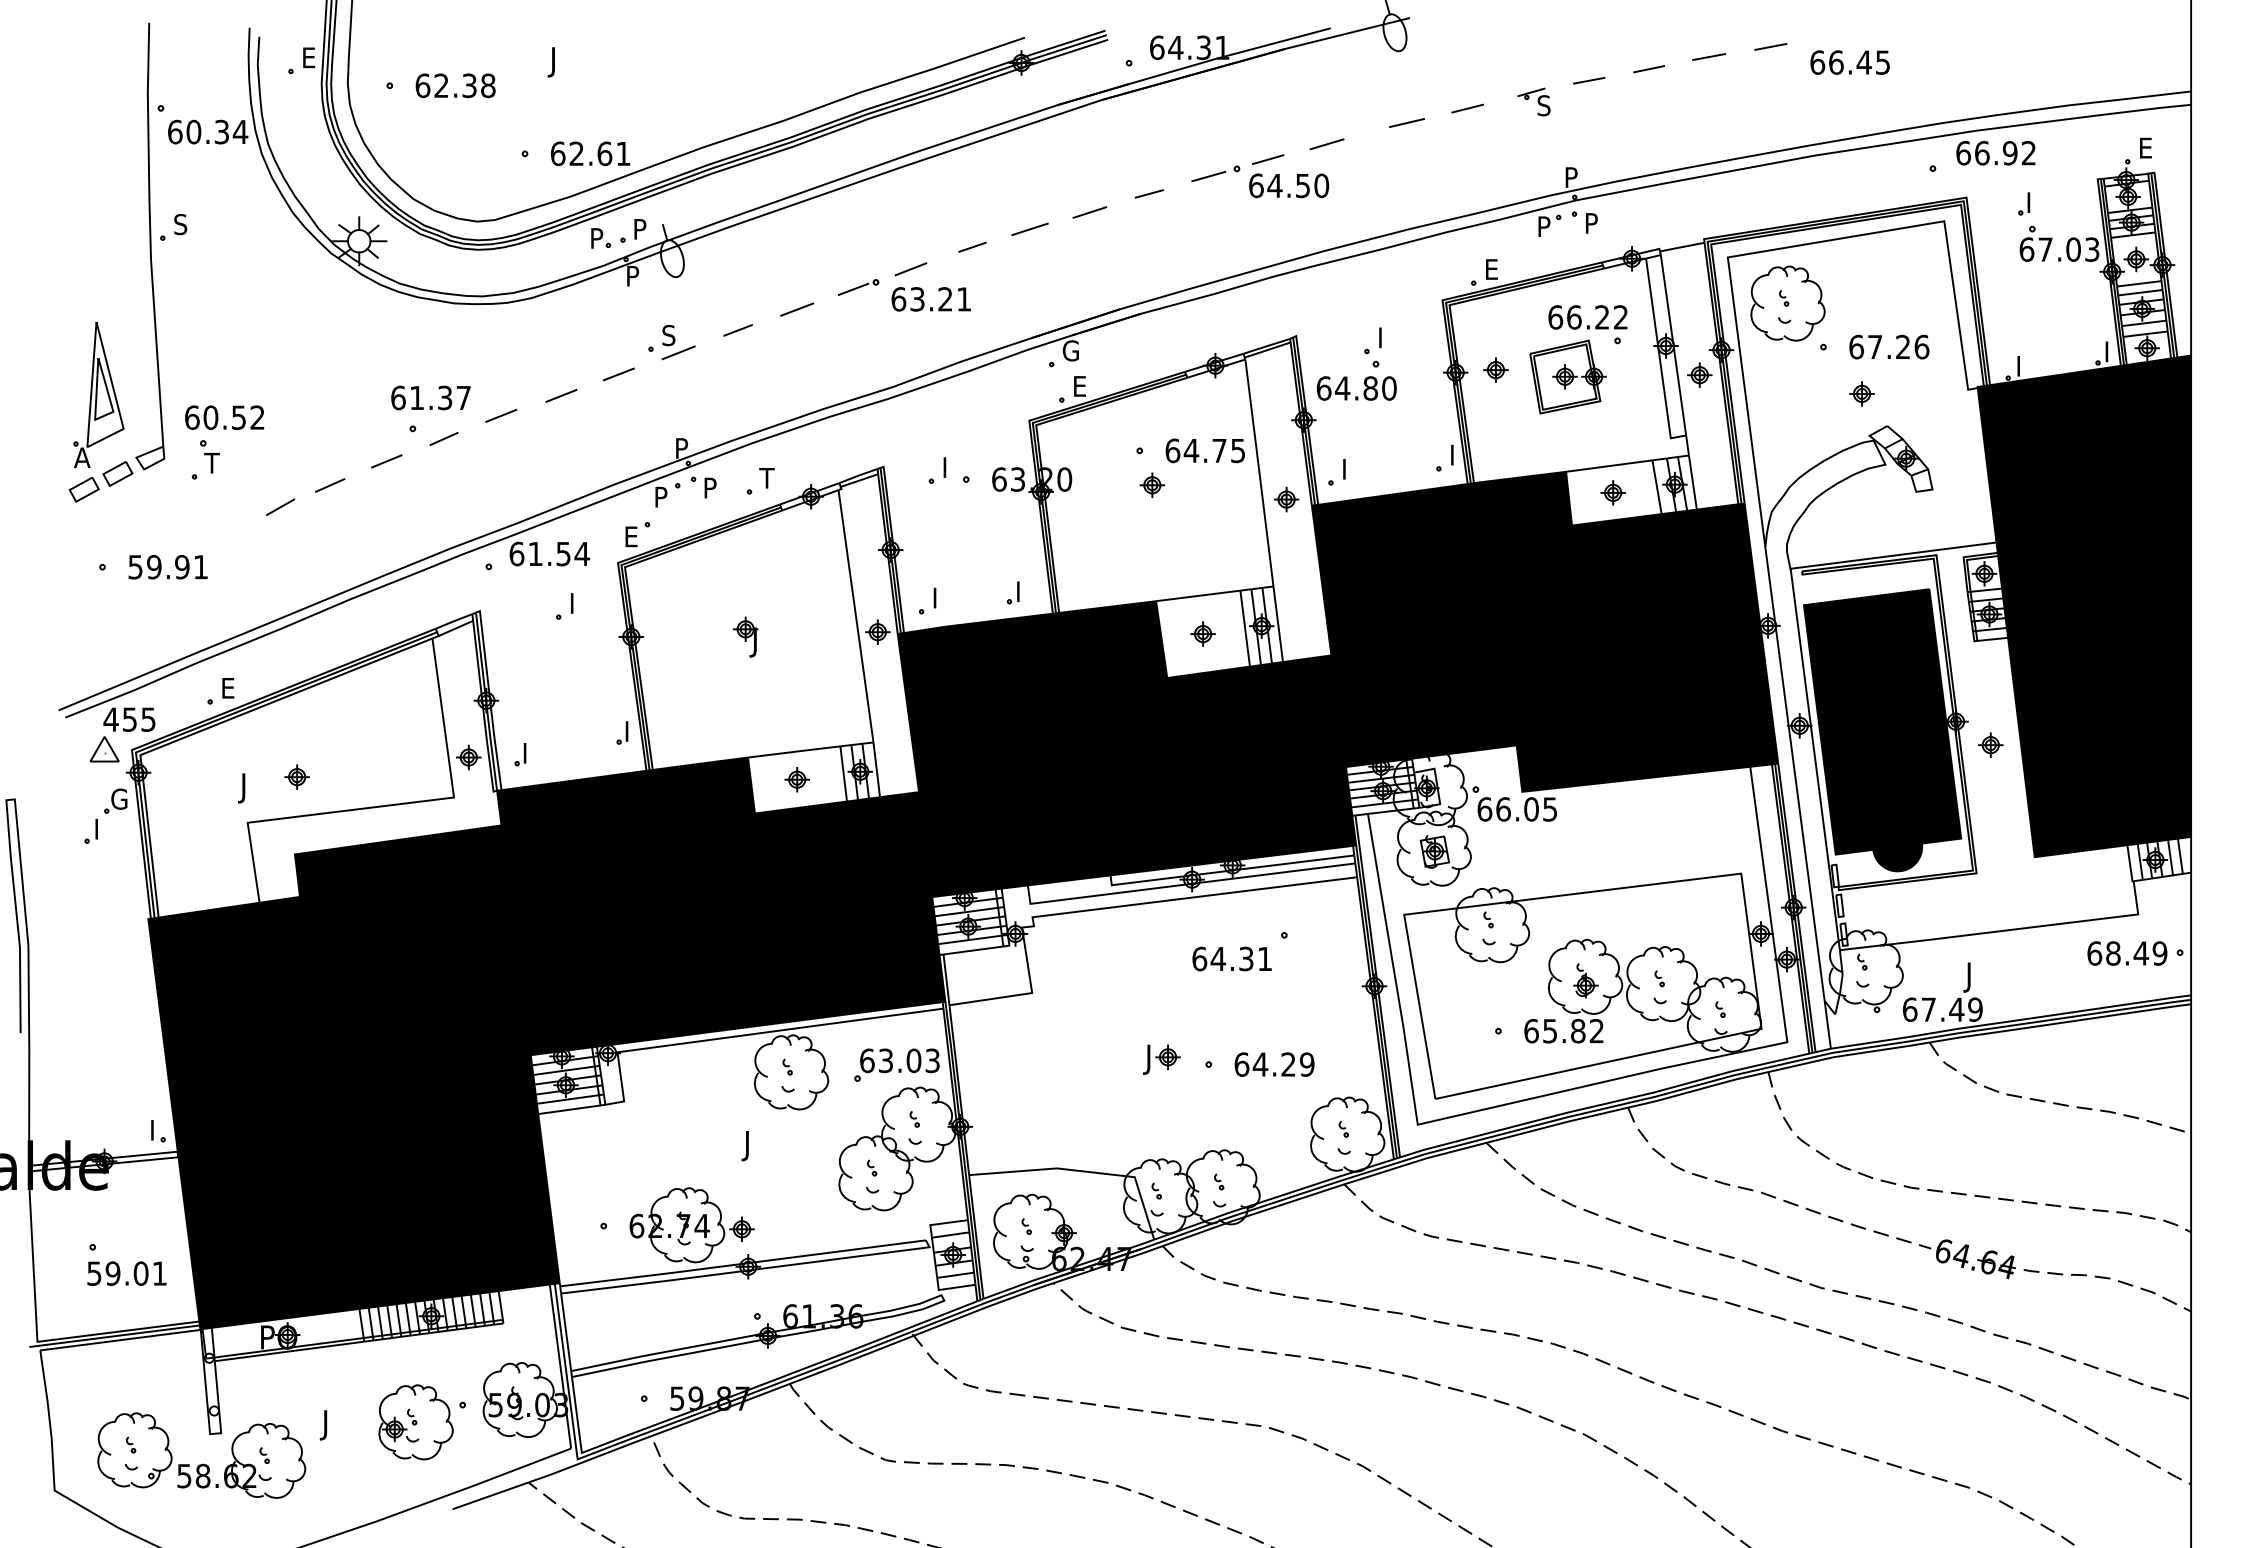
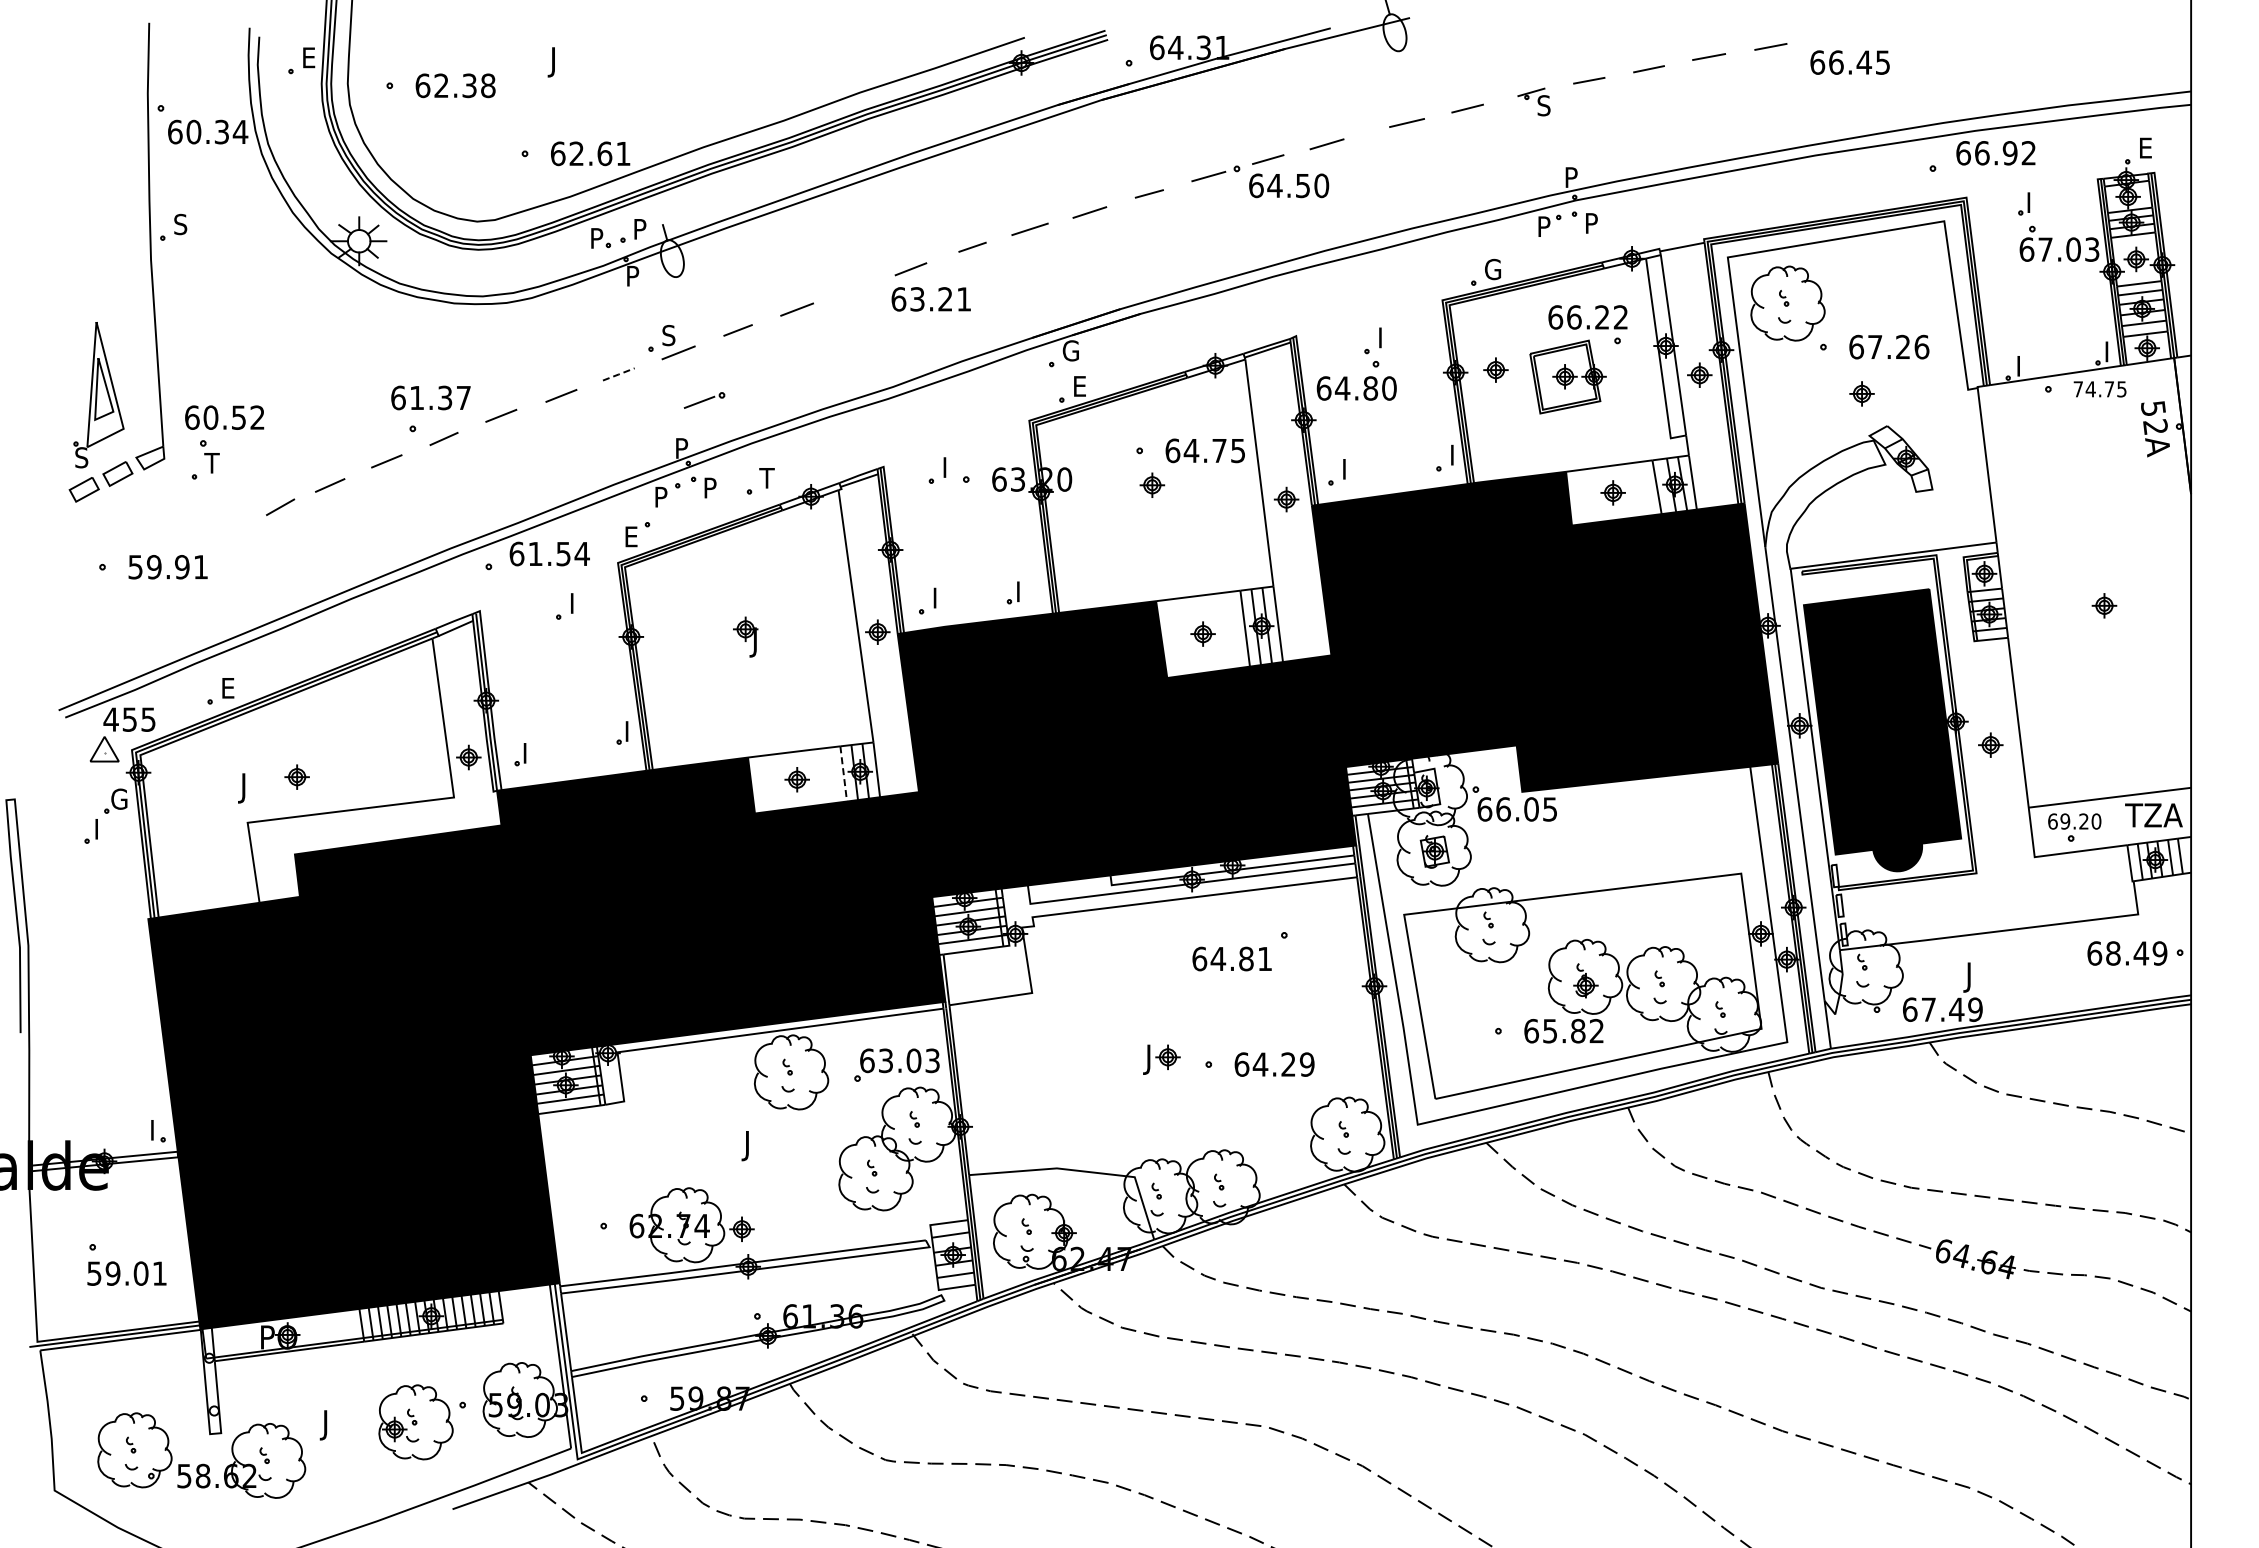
text: E -> G (1493, 269)
part position: (858, 287) -> (704, 400) (704, 400)
line: solid -> dashed (618, 374)
text: A -> S (82, 457)
fill: present -> none (2084, 606)
line: solid -> dashed (843, 773)
text: 64.31 -> 64.81 (1246, 958)
